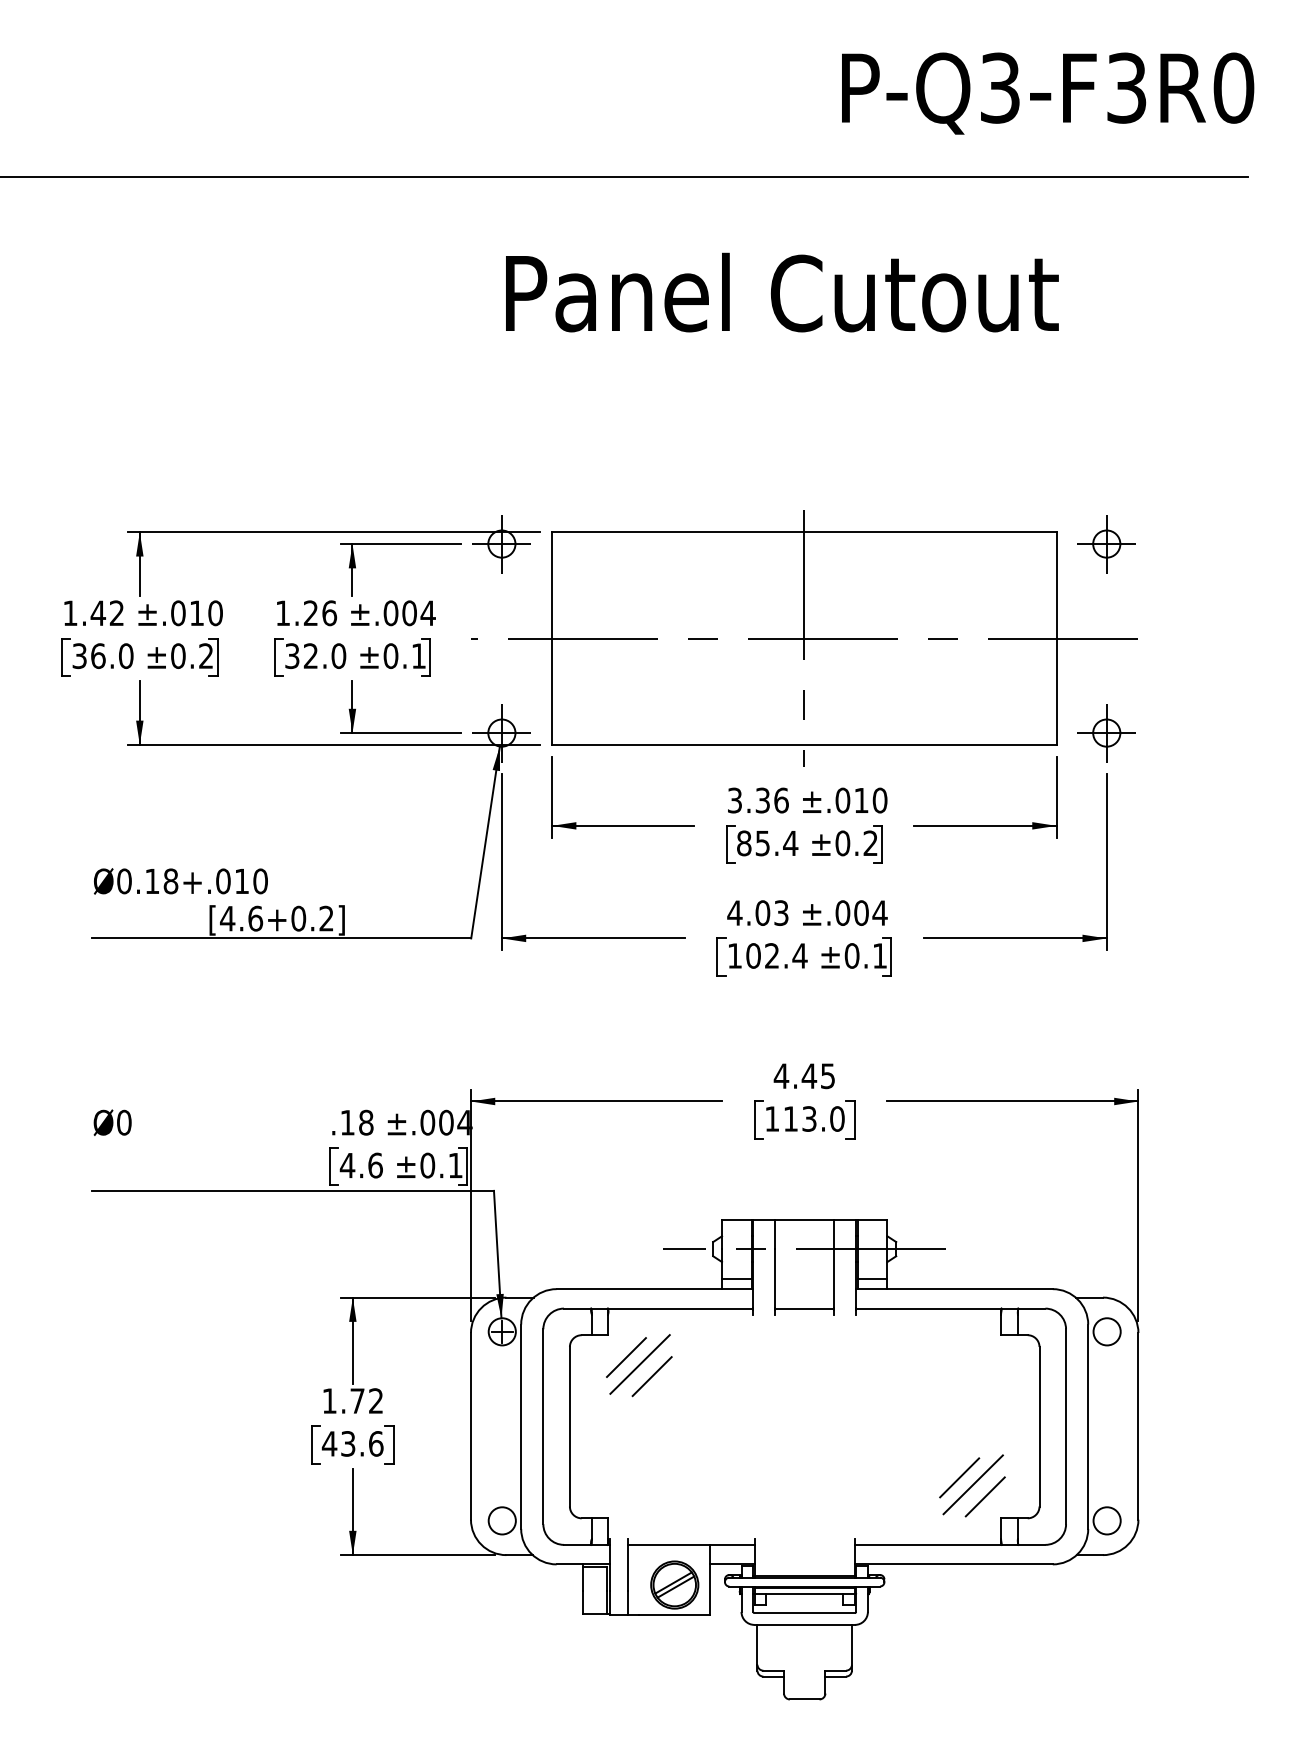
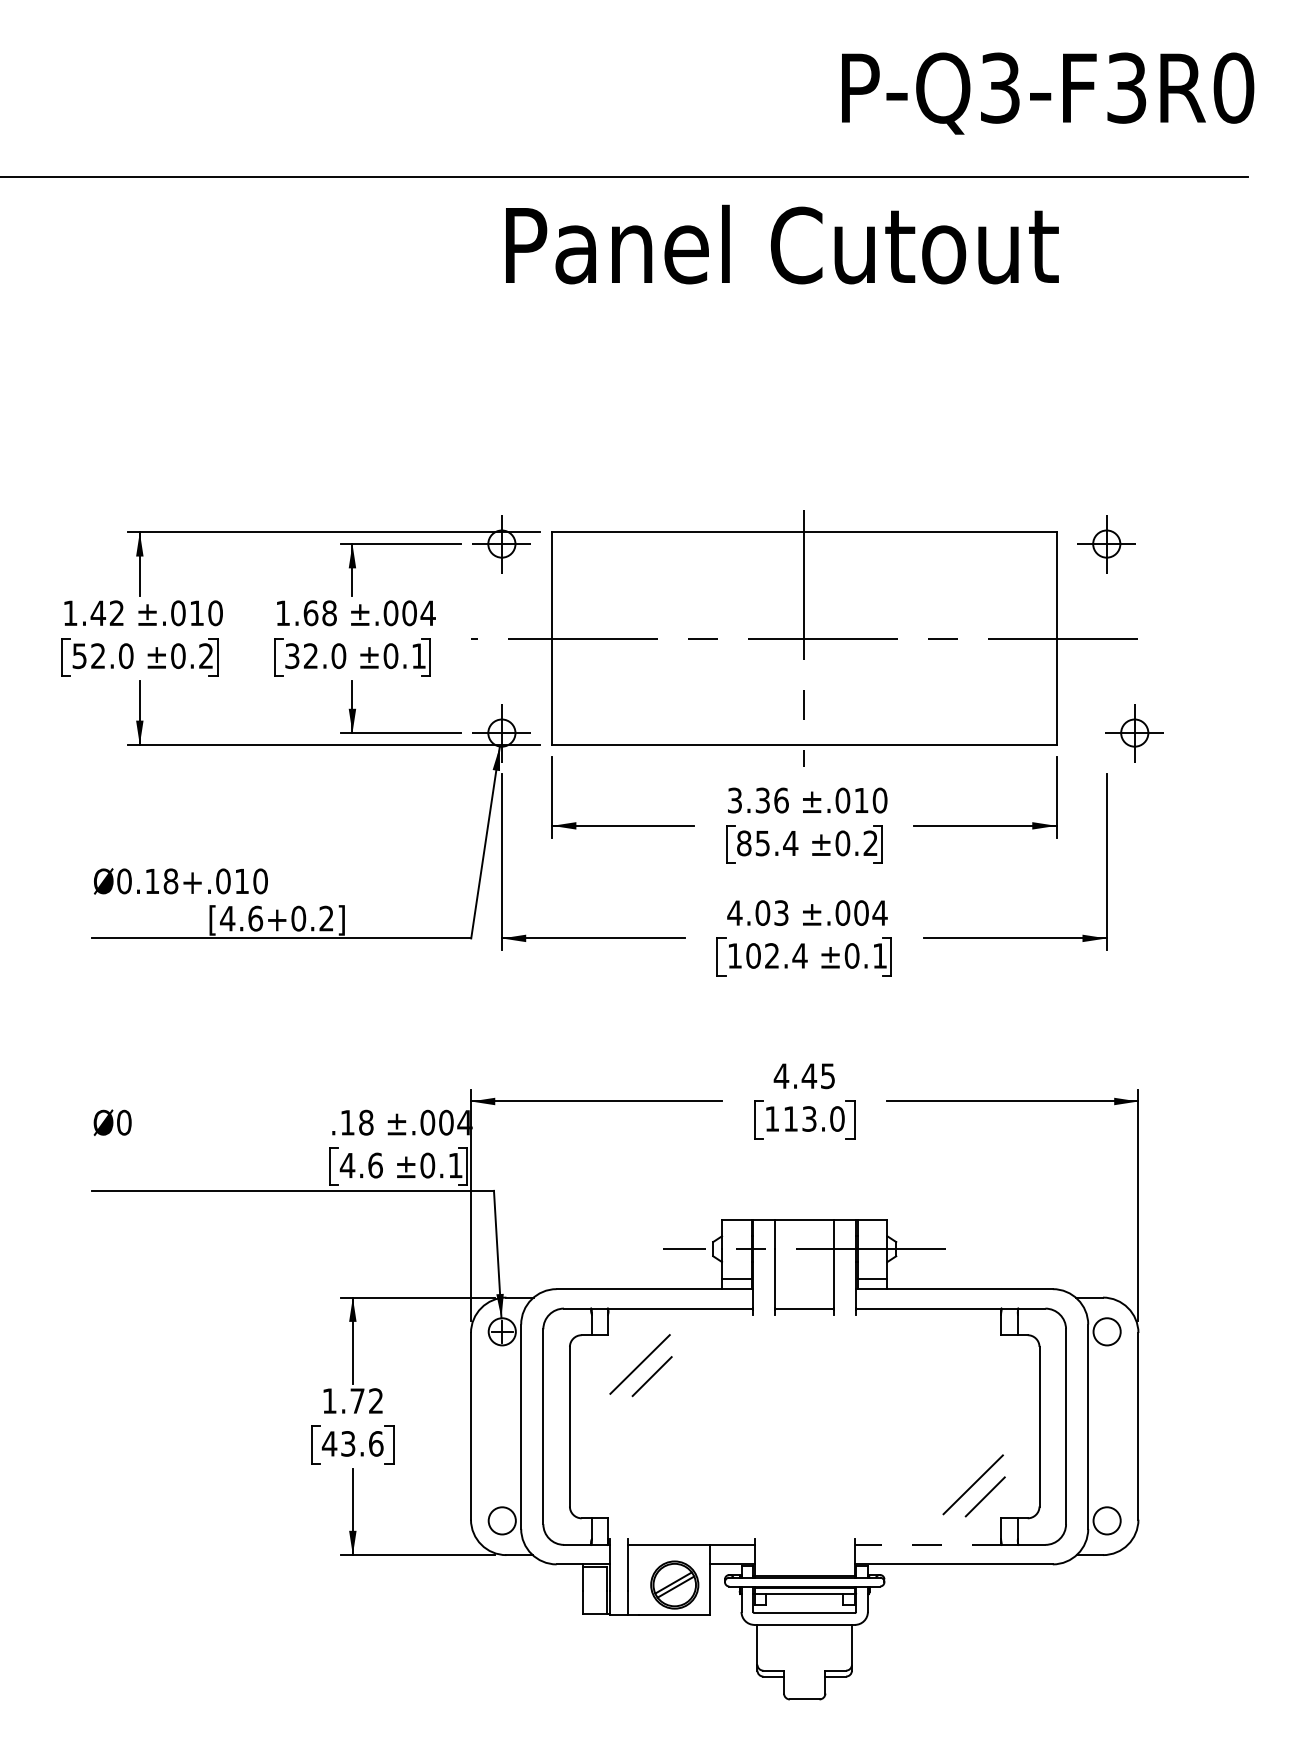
text position: (782, 292) -> (782, 244) (782, 244)
text: 1.26 -> 1.68 (320, 613)
text: 36.0 -> 52.0 (89, 656)
part position: (1106, 733) -> (1134, 733) (1134, 733)
line: present -> none (625, 1357)
line: present -> none (959, 1477)
line: solid -> dashed (927, 1544)
